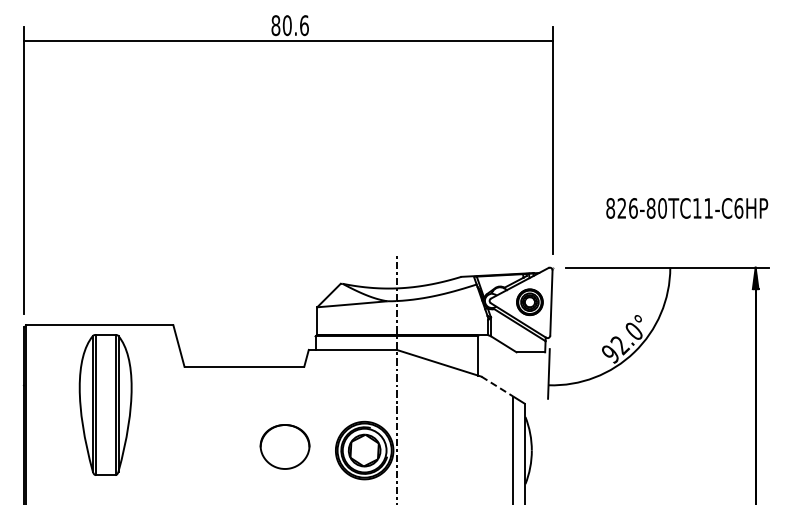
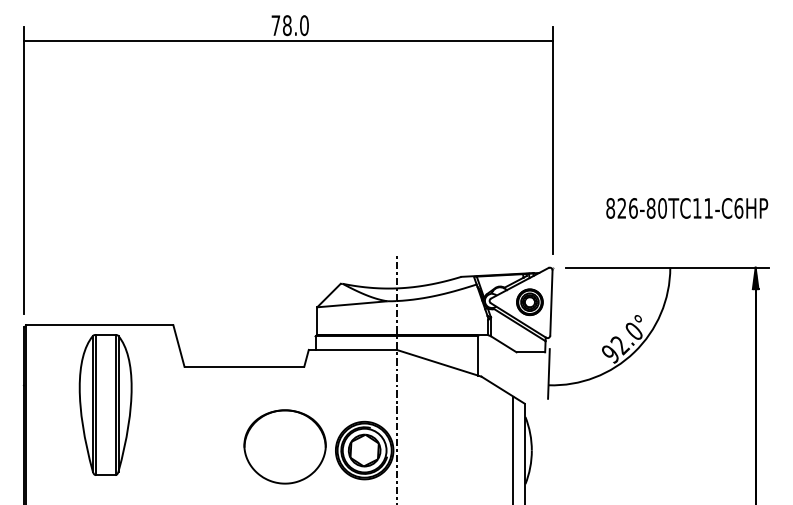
text: 80.6 -> 78.0 (289, 25)
line: dashed -> solid (497, 386)
part size: 52x46 px -> 84x76 px (284, 446)
